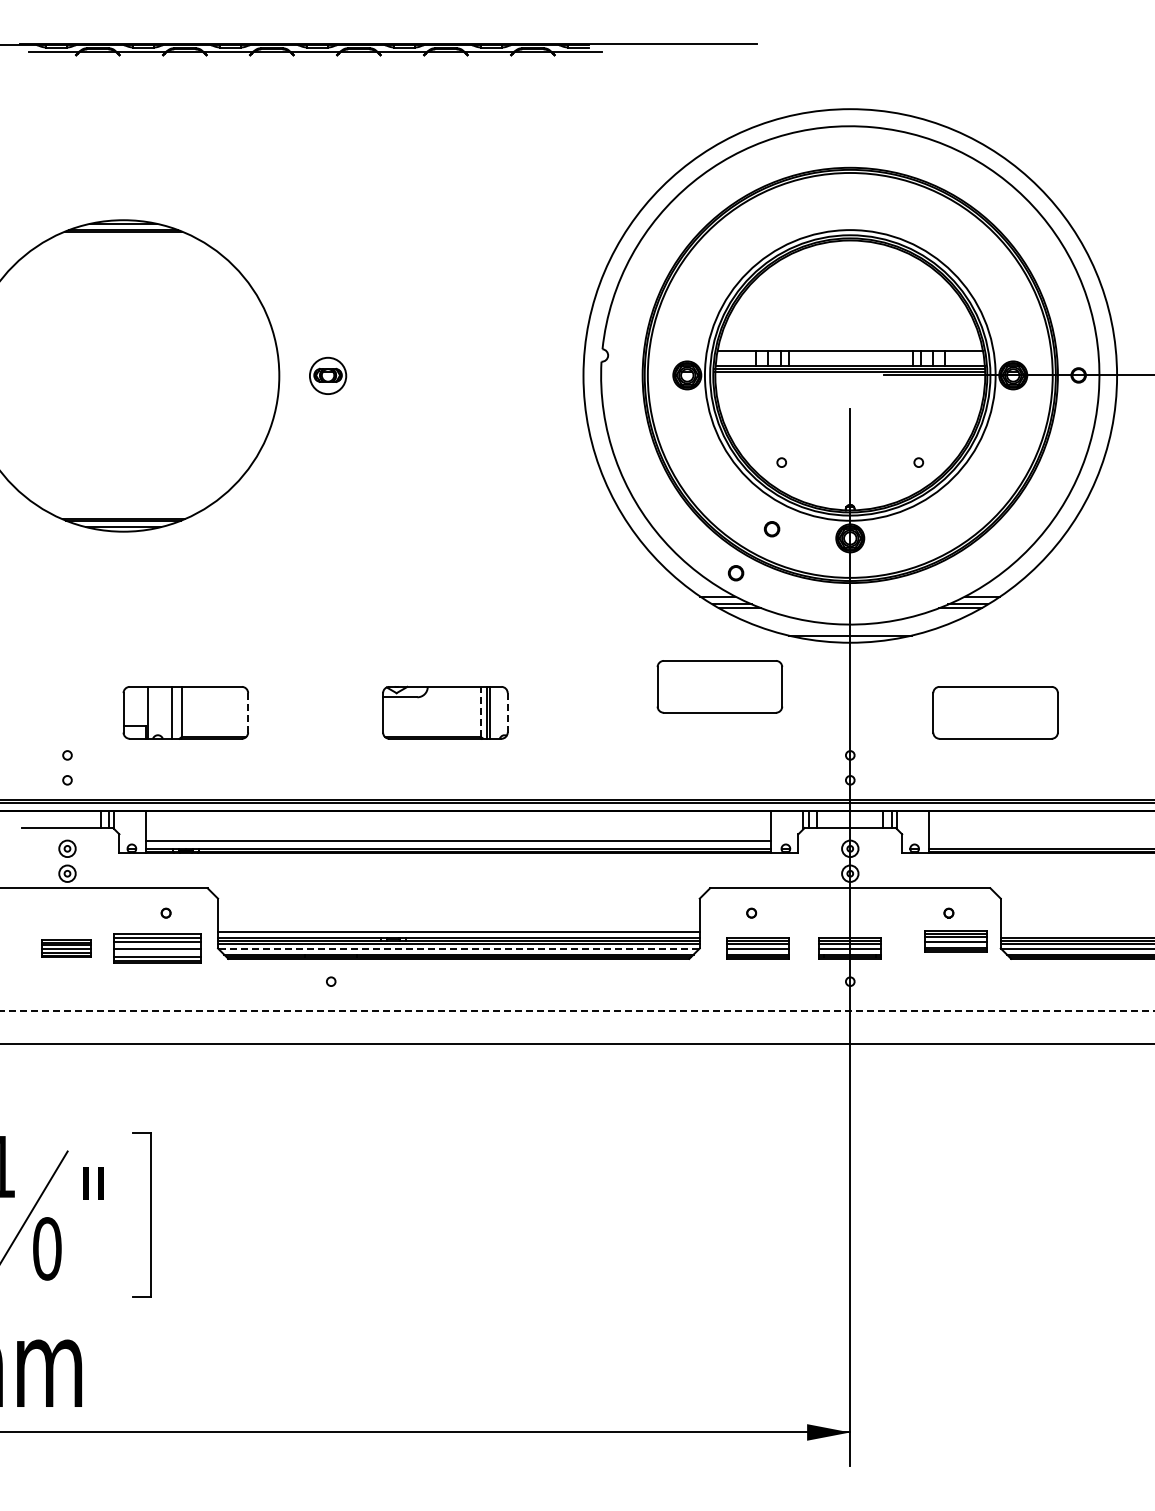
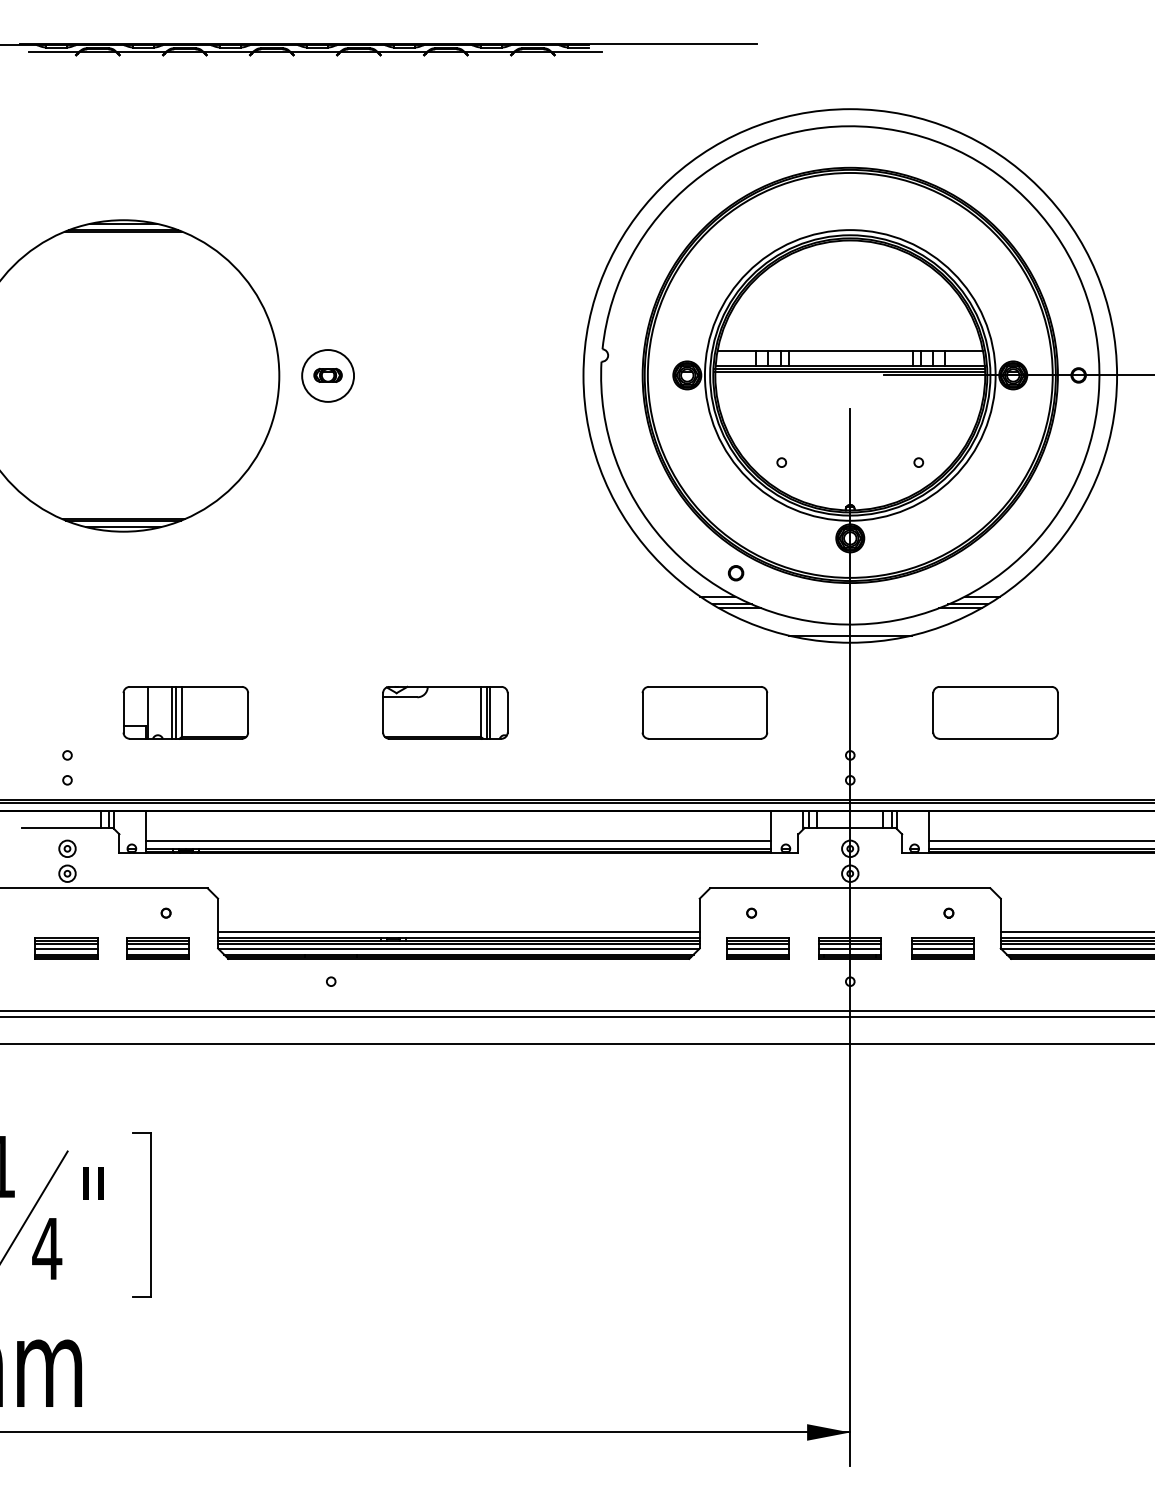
circle diameter: 36 px -> 52 px (328, 375)
part: present -> none (771, 529)
part position: (719, 686) -> (704, 712) (704, 712)
line: dashed -> solid (480, 711)
line: none -> present (175, 712)
line: dashed -> solid (248, 712)
line: dashed -> solid (507, 712)
line: none -> present (1040, 840)
line: none -> present (1075, 931)
part position: (955, 941) -> (942, 948) (942, 948)
part size: 51x19 px -> 65x23 px (66, 948)
part size: 89x31 px -> 64x23 px (157, 948)
line: dashed -> solid (458, 949)
line: dashed -> solid (577, 1010)
line: none -> present (576, 1017)
text: 0 -> 4 (47, 1248)
